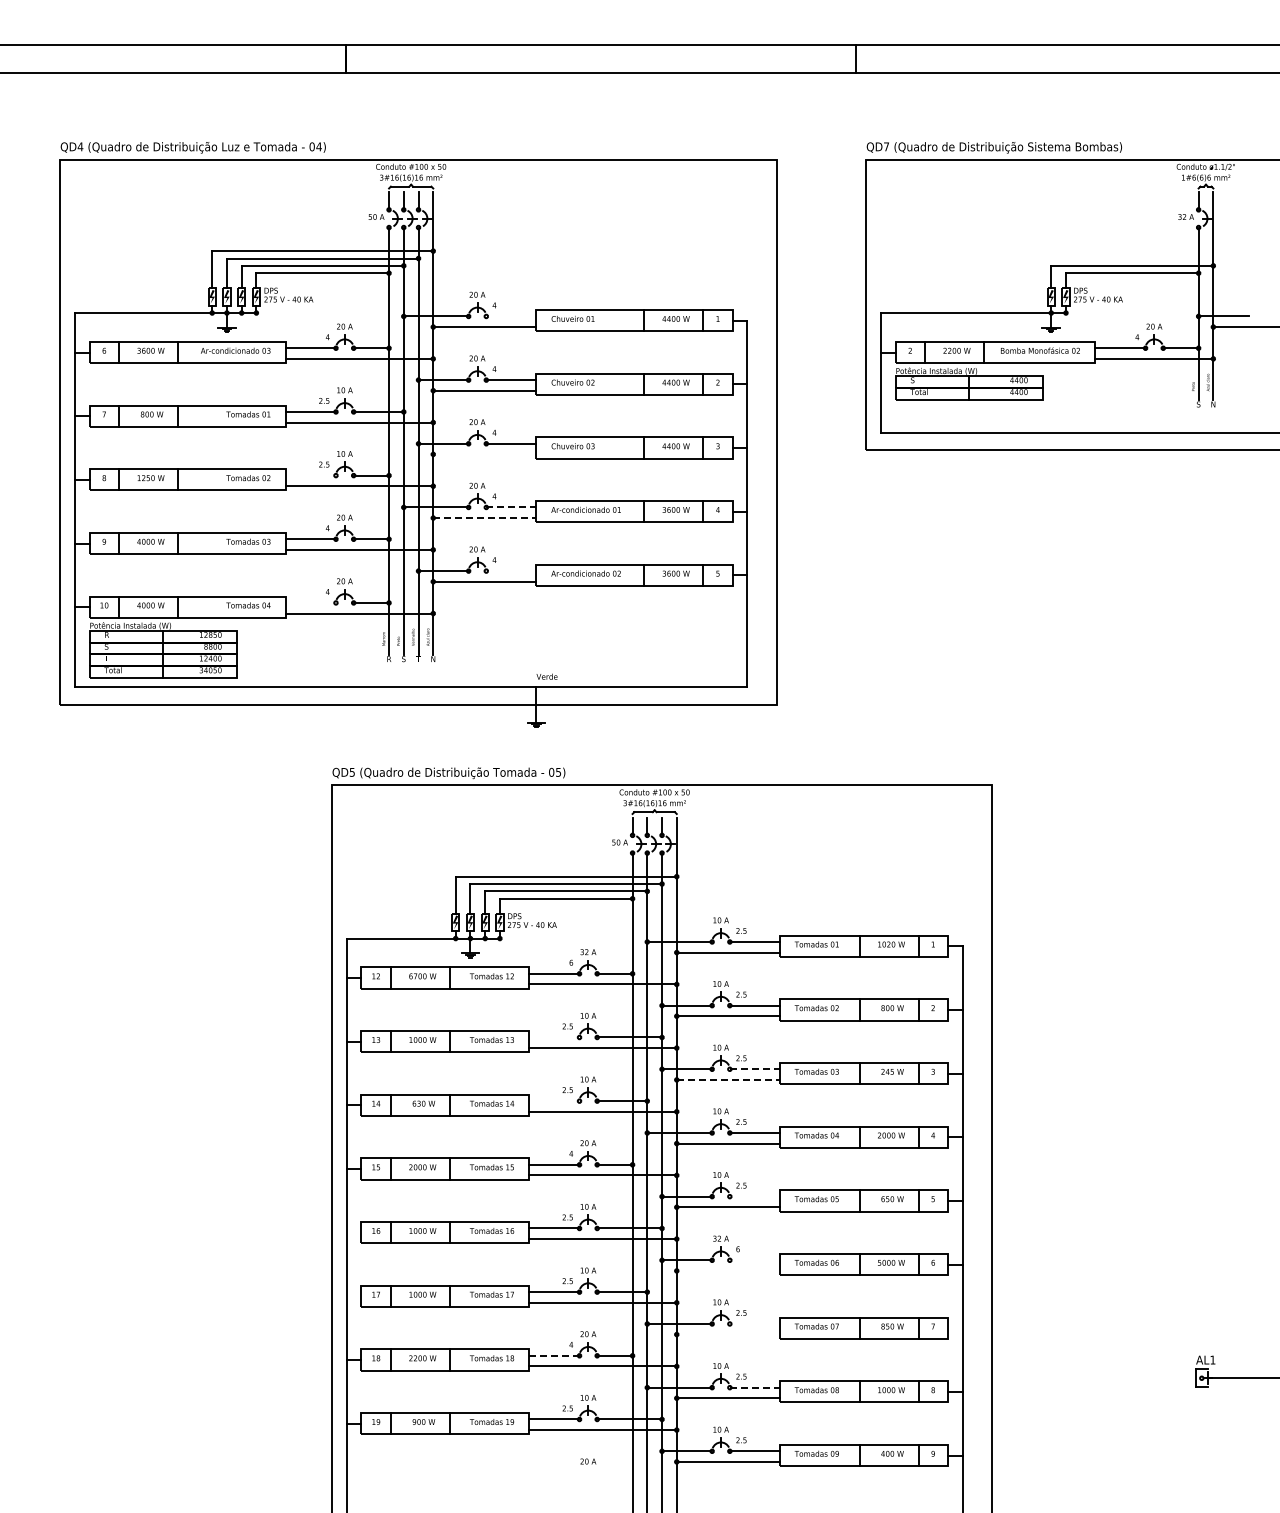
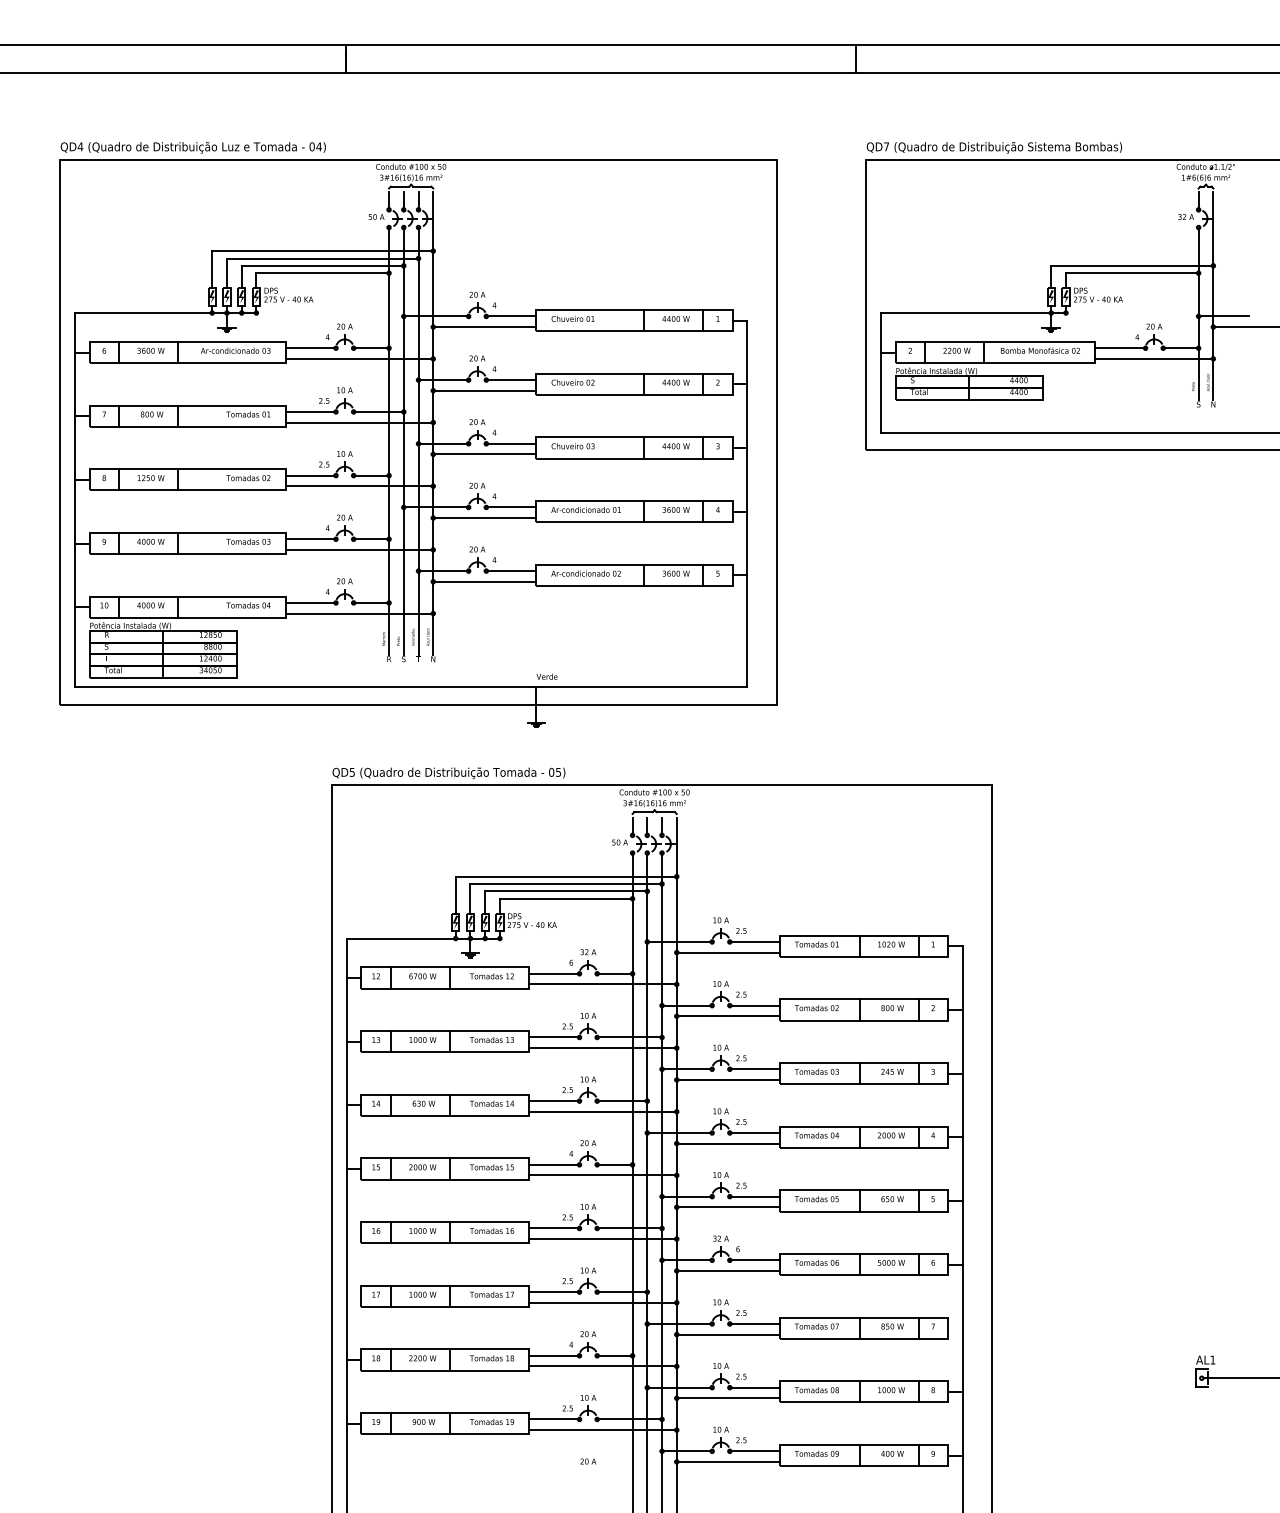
line: none -> present (511, 316)
line: none -> present (484, 454)
line: none -> present (310, 475)
line: dashed -> solid (511, 507)
line: dashed -> solid (484, 518)
line: none -> present (511, 571)
line: none -> present (310, 602)
line: none -> present (554, 1037)
line: dashed -> solid (755, 1069)
line: dashed -> solid (728, 1079)
line: none -> present (554, 1101)
line: none -> present (754, 1196)
line: none -> present (754, 1260)
line: none -> present (727, 1270)
line: none -> present (754, 1323)
line: none -> present (727, 1334)
line: dashed -> solid (554, 1355)
line: dashed -> solid (755, 1387)
